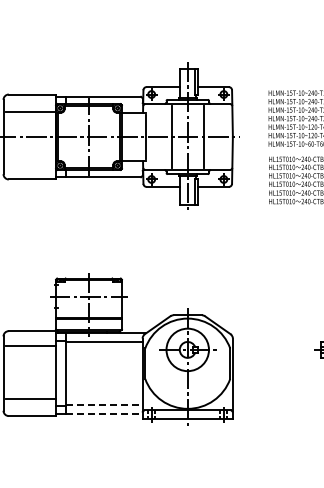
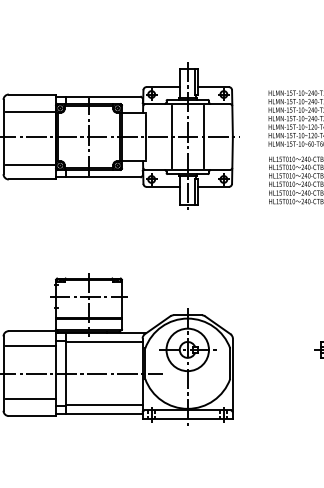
line: none -> present (30, 164)
line: none -> present (82, 373)
line: dashed -> solid (104, 405)
line: dashed -> solid (104, 413)
